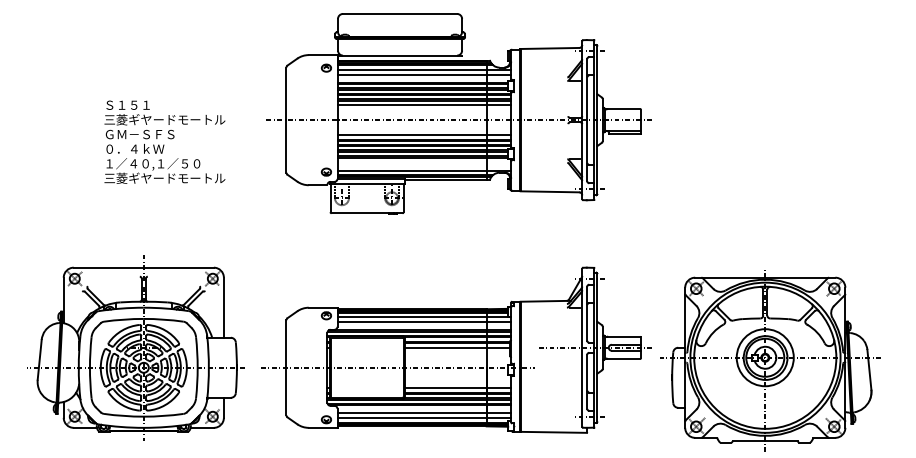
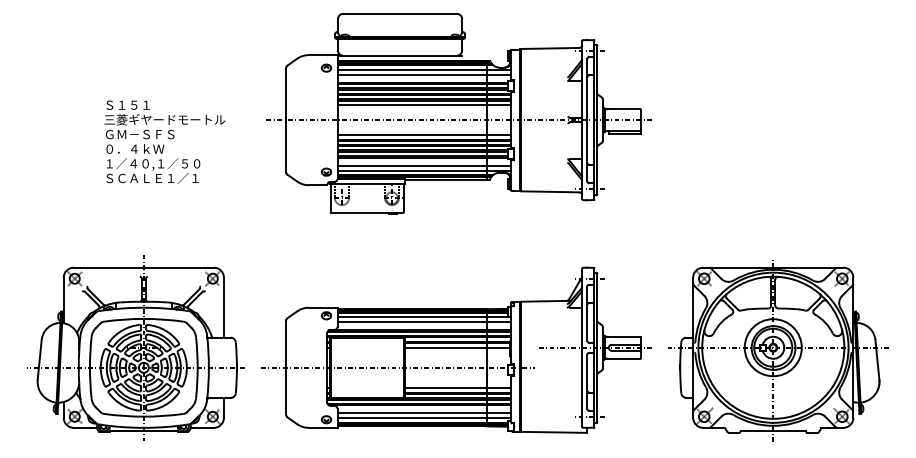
line: none -> present (424, 165)
text: 三菱ギヤードモートル -> ＳＣＡＬＥ１／１ (164, 177)
part position: (770, 360) -> (778, 350) (778, 350)
